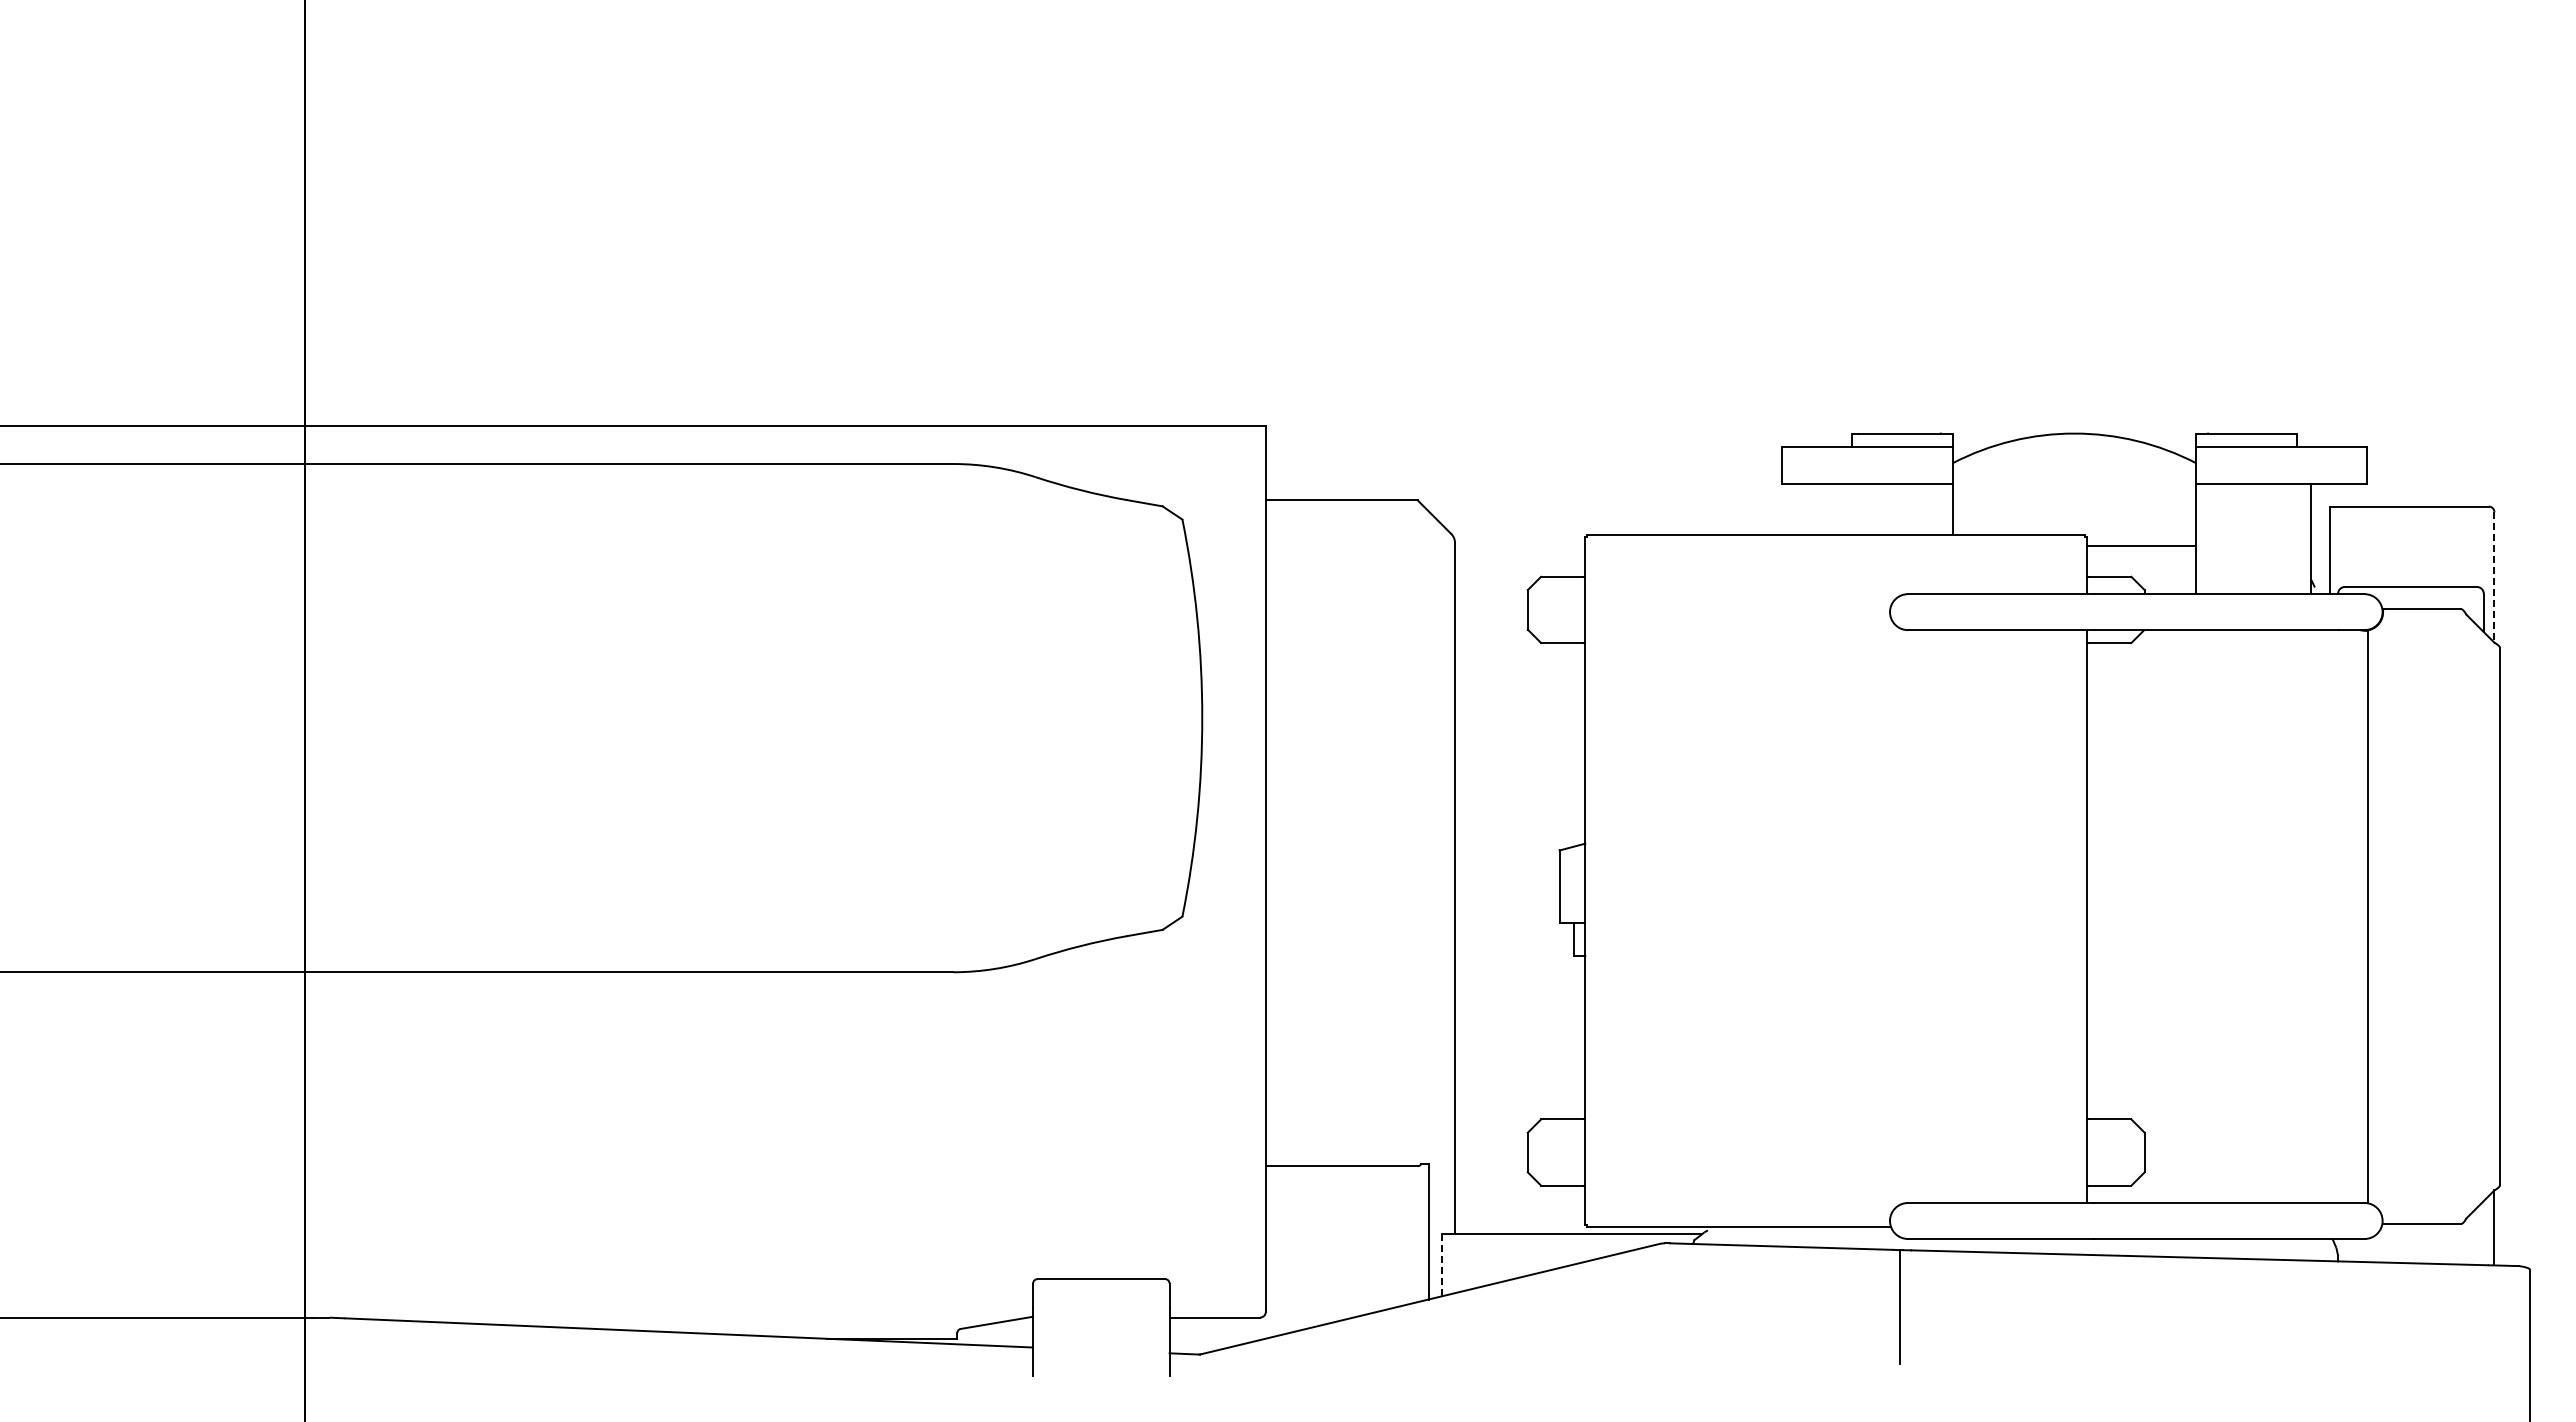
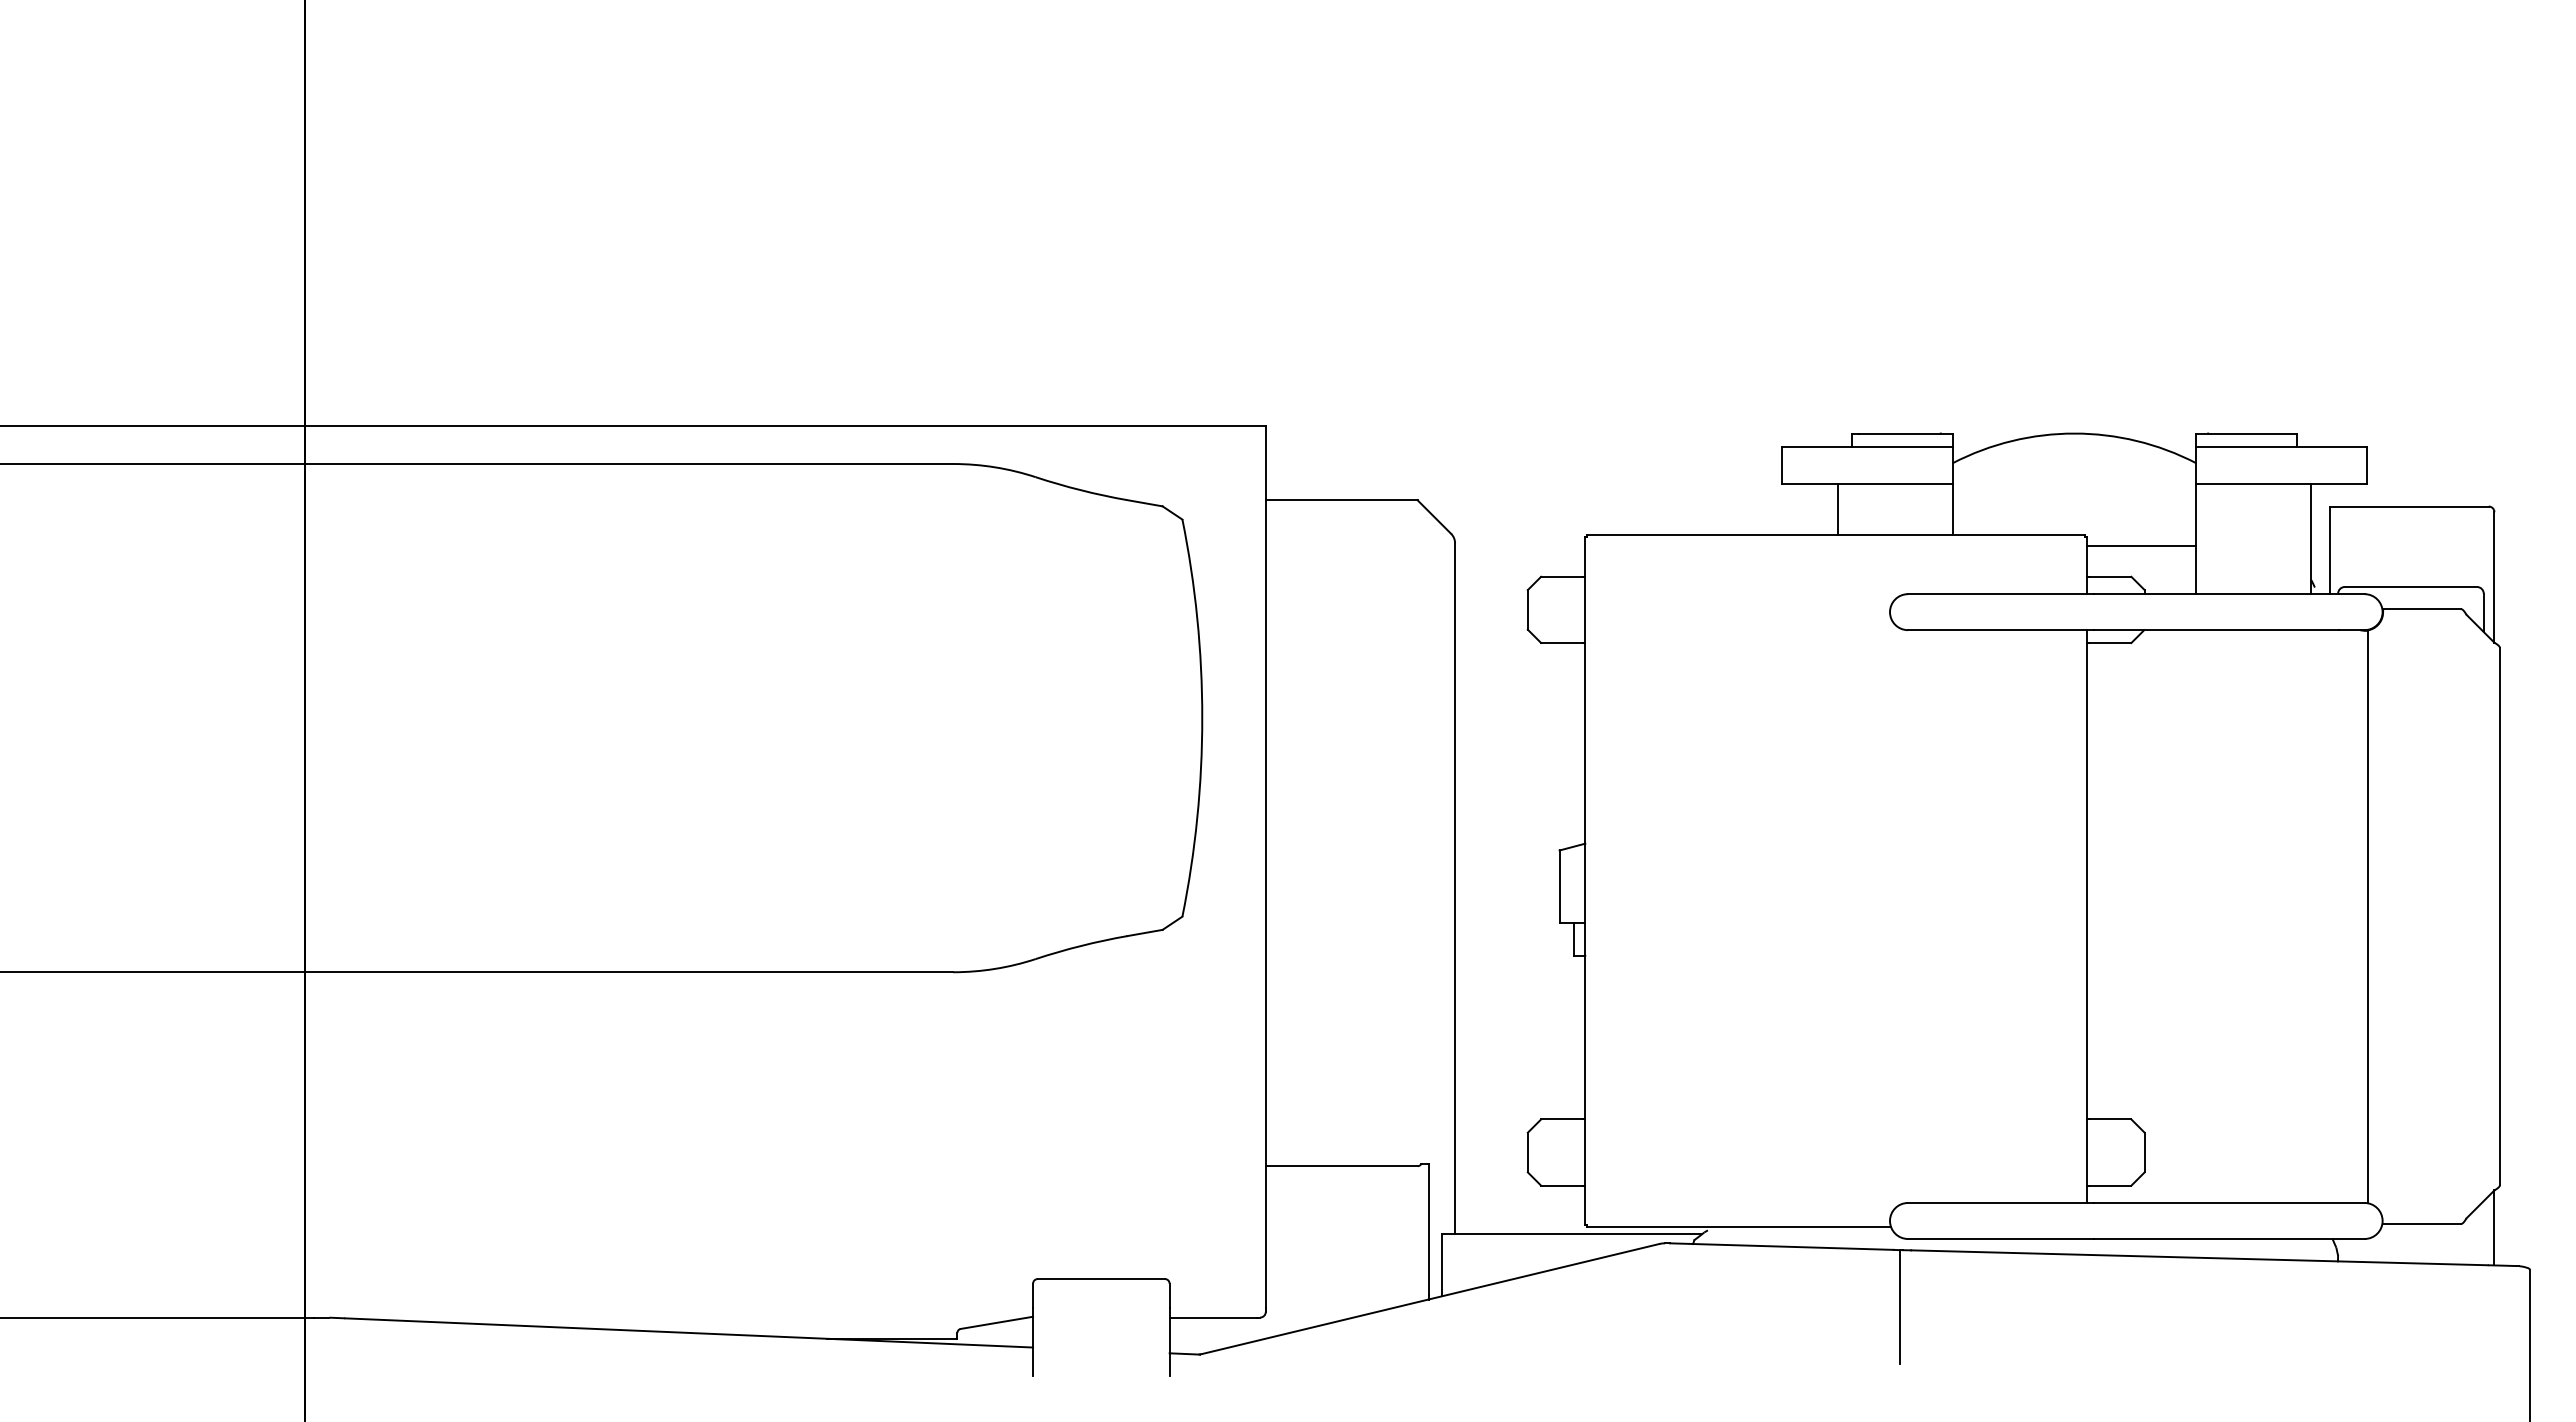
line: none -> present (1837, 508)
line: dashed -> solid (2494, 578)
line: dashed -> solid (1441, 1265)
